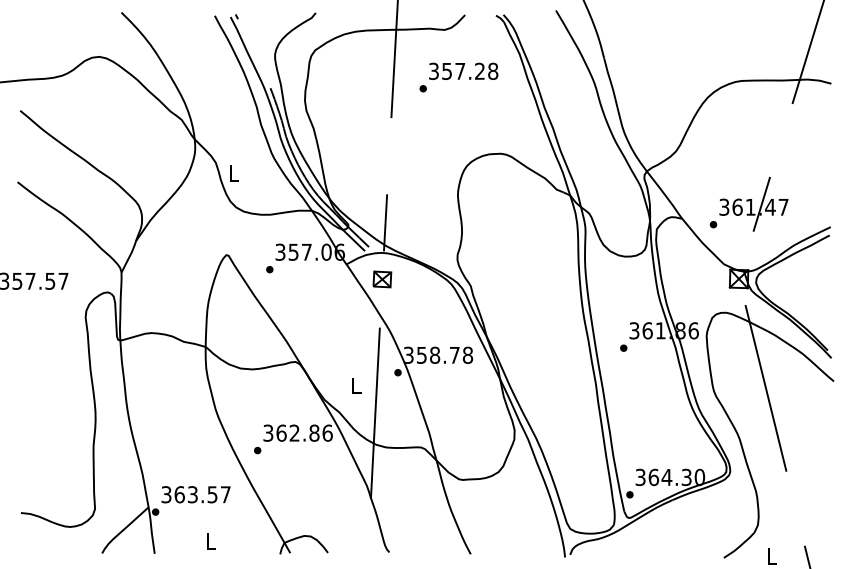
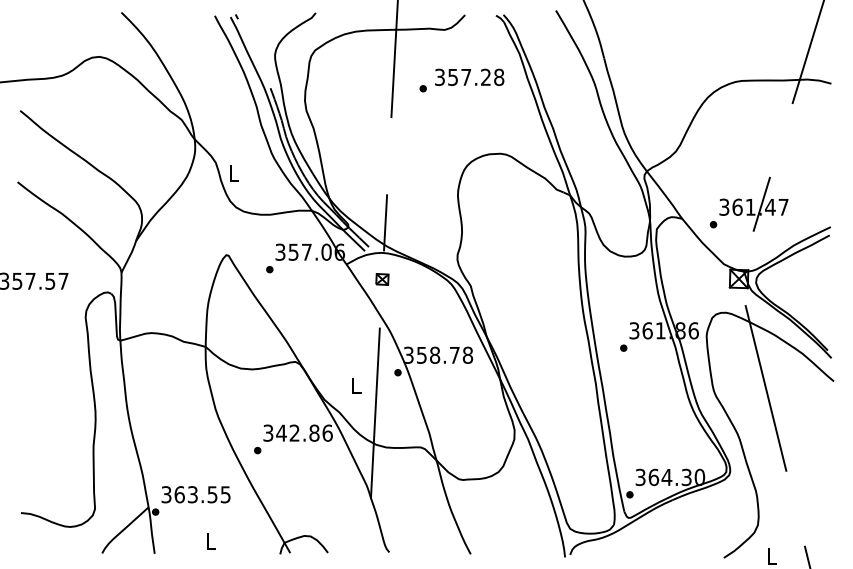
text position: (463, 70) -> (469, 76) (469, 76)
part size: 21x19 px -> 15x13 px (382, 279)
text: 362.86 -> 342.86 (281, 432)
text: 363.57 -> 363.55 (225, 494)
